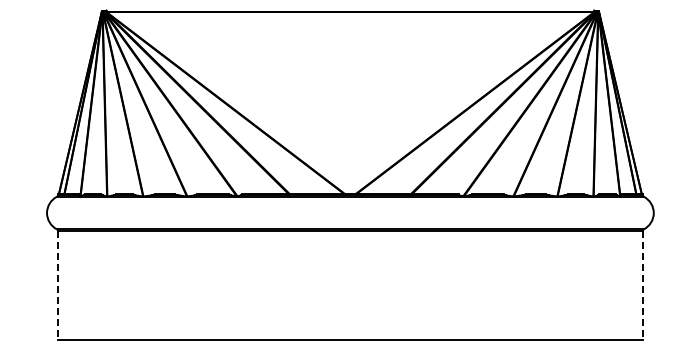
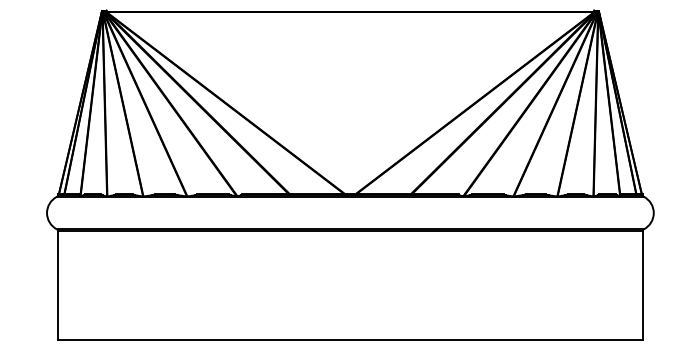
line: dashed -> solid (58, 285)
line: dashed -> solid (642, 285)
